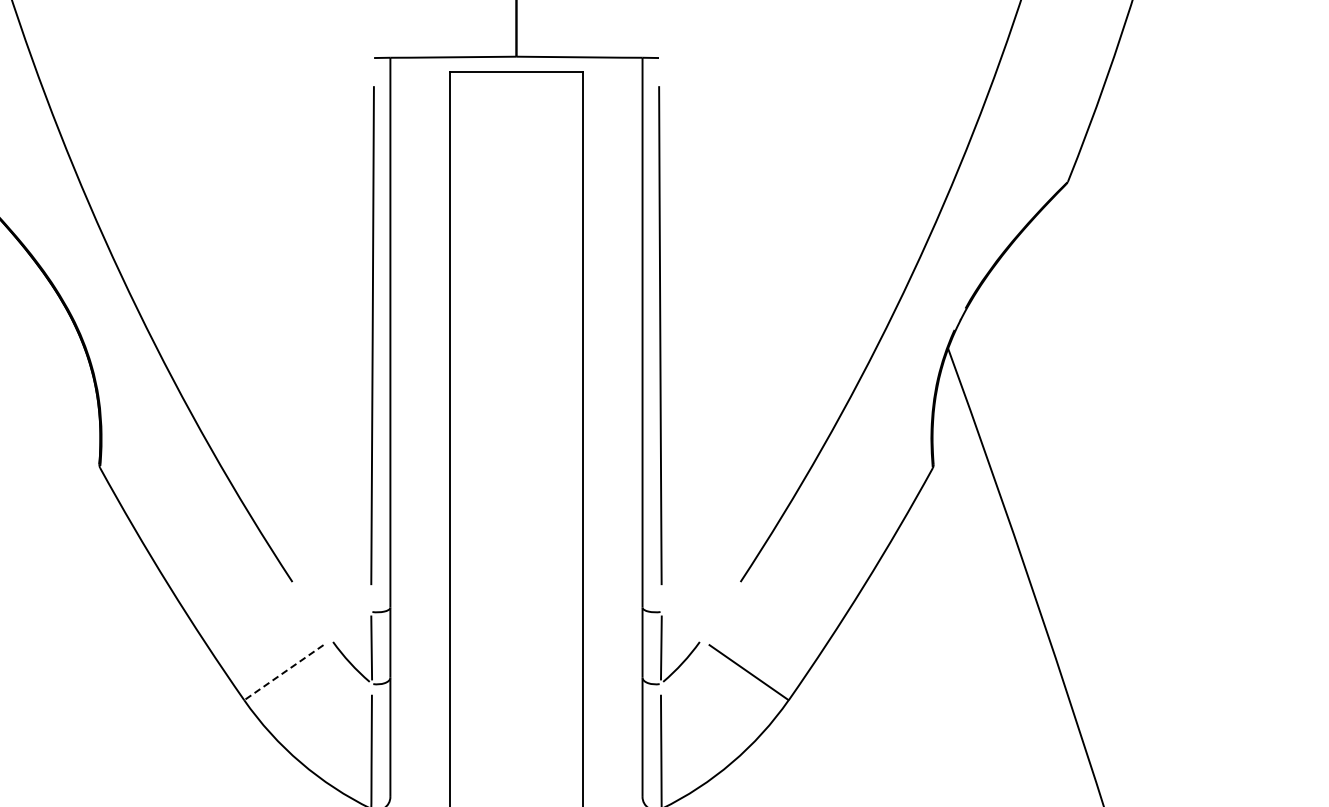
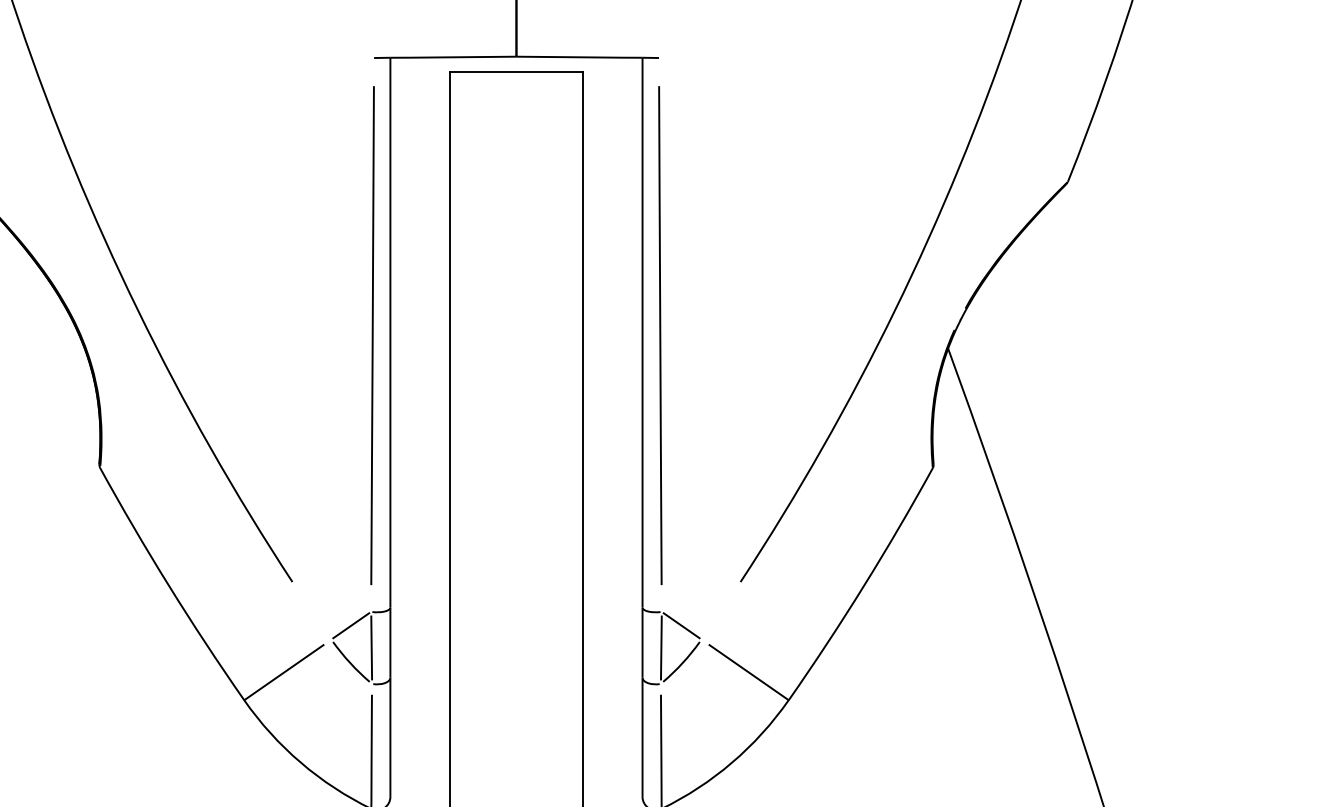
line: none -> present (351, 625)
line: none -> present (681, 625)
line: dashed -> solid (283, 672)
